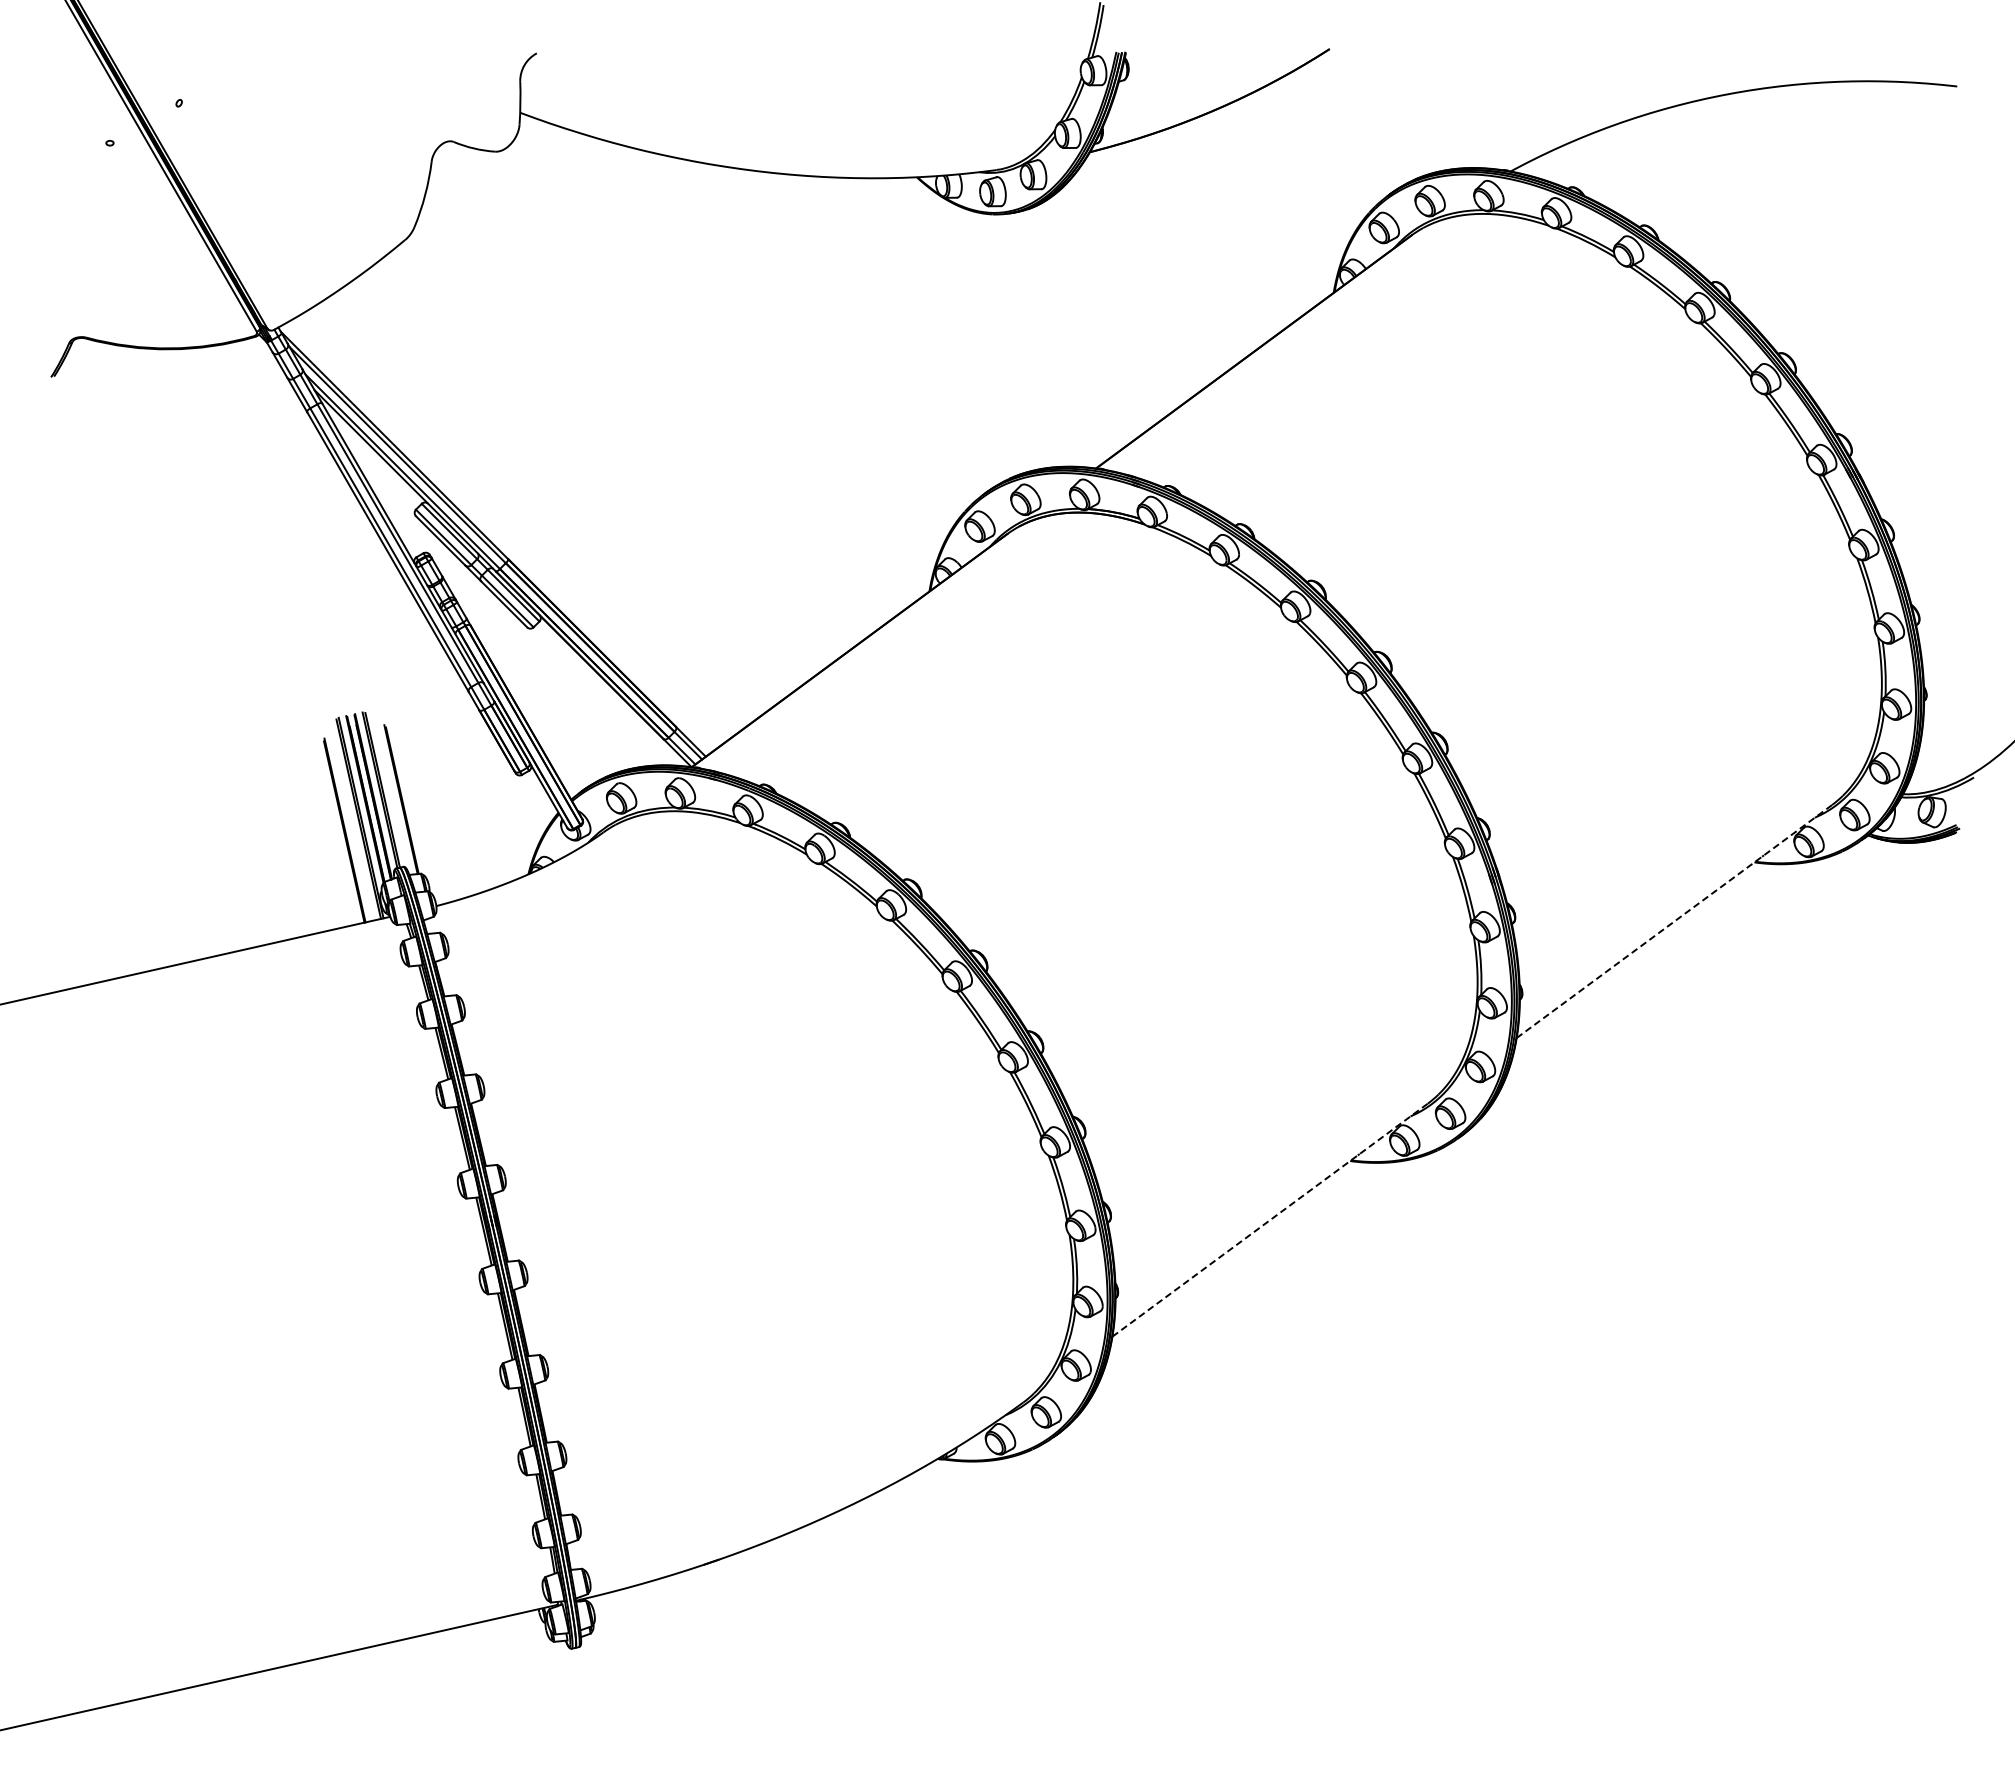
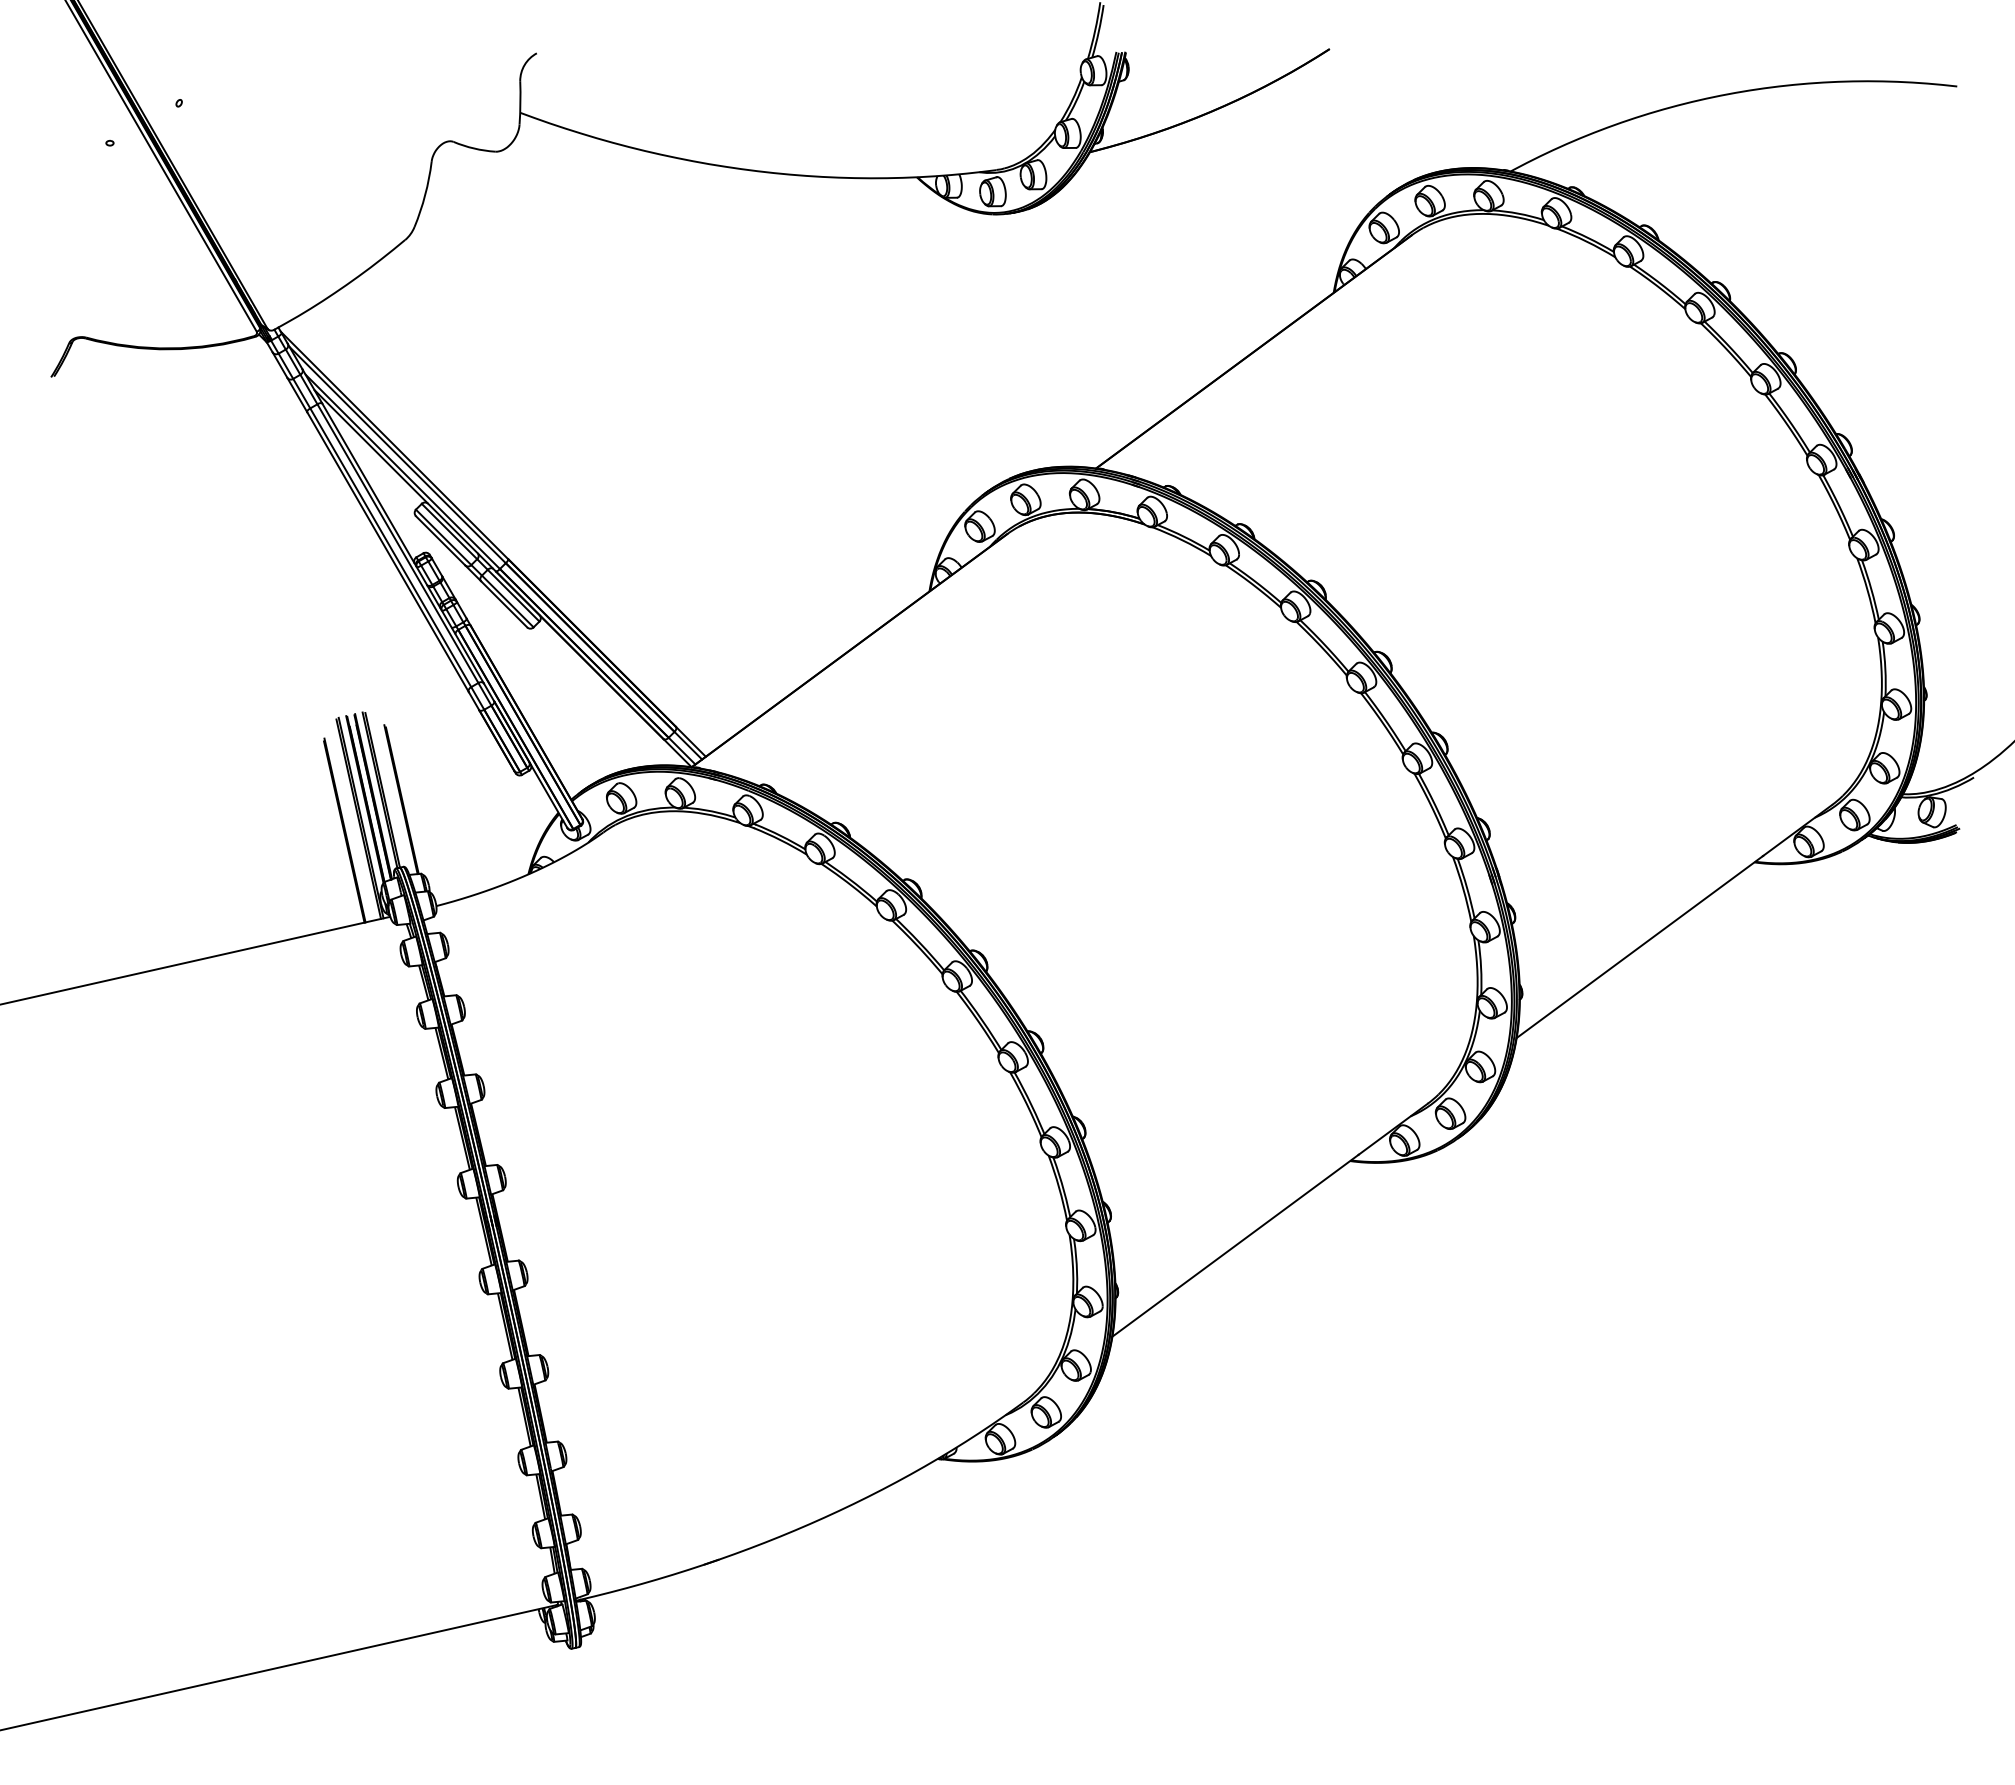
line: dashed -> solid (1674, 921)
line: dashed -> solid (1270, 1219)
